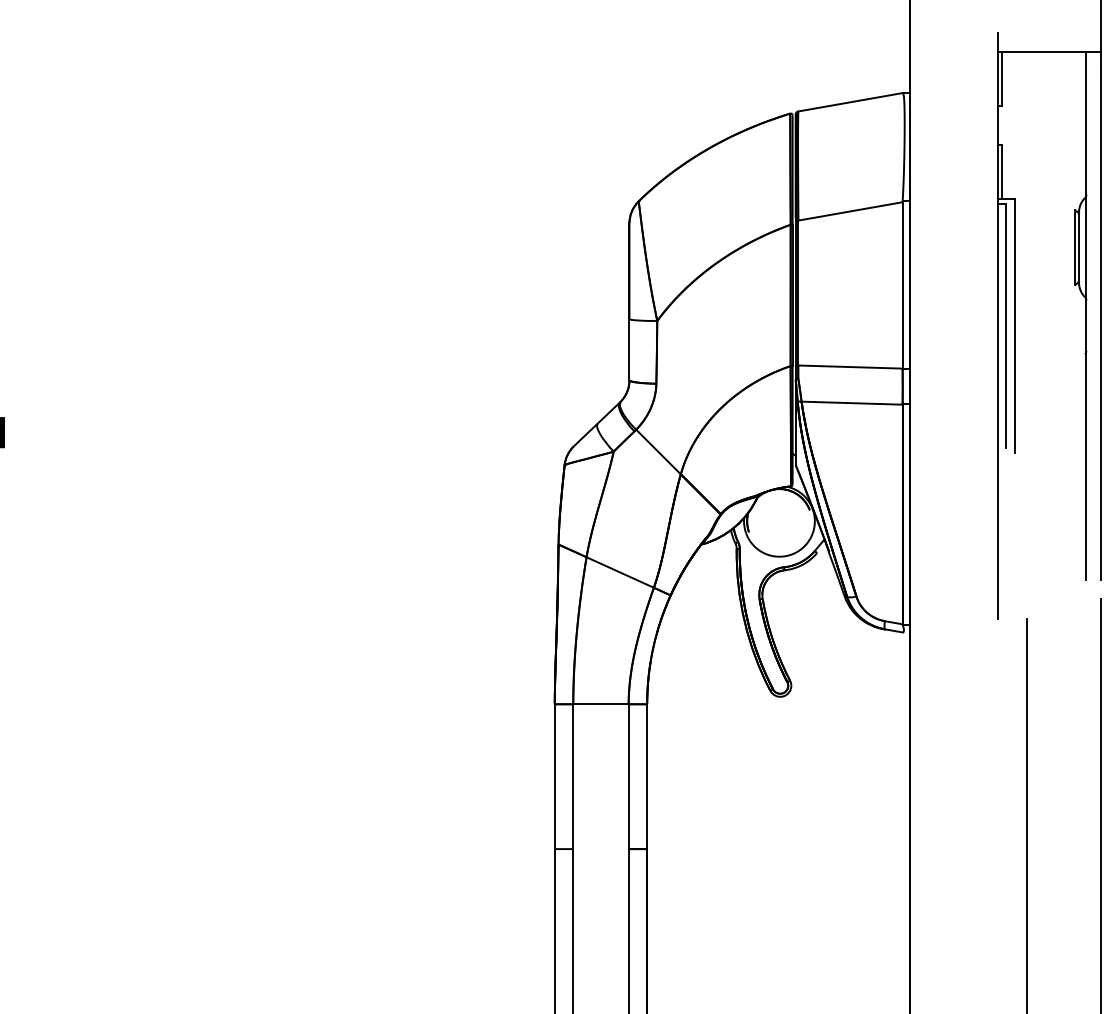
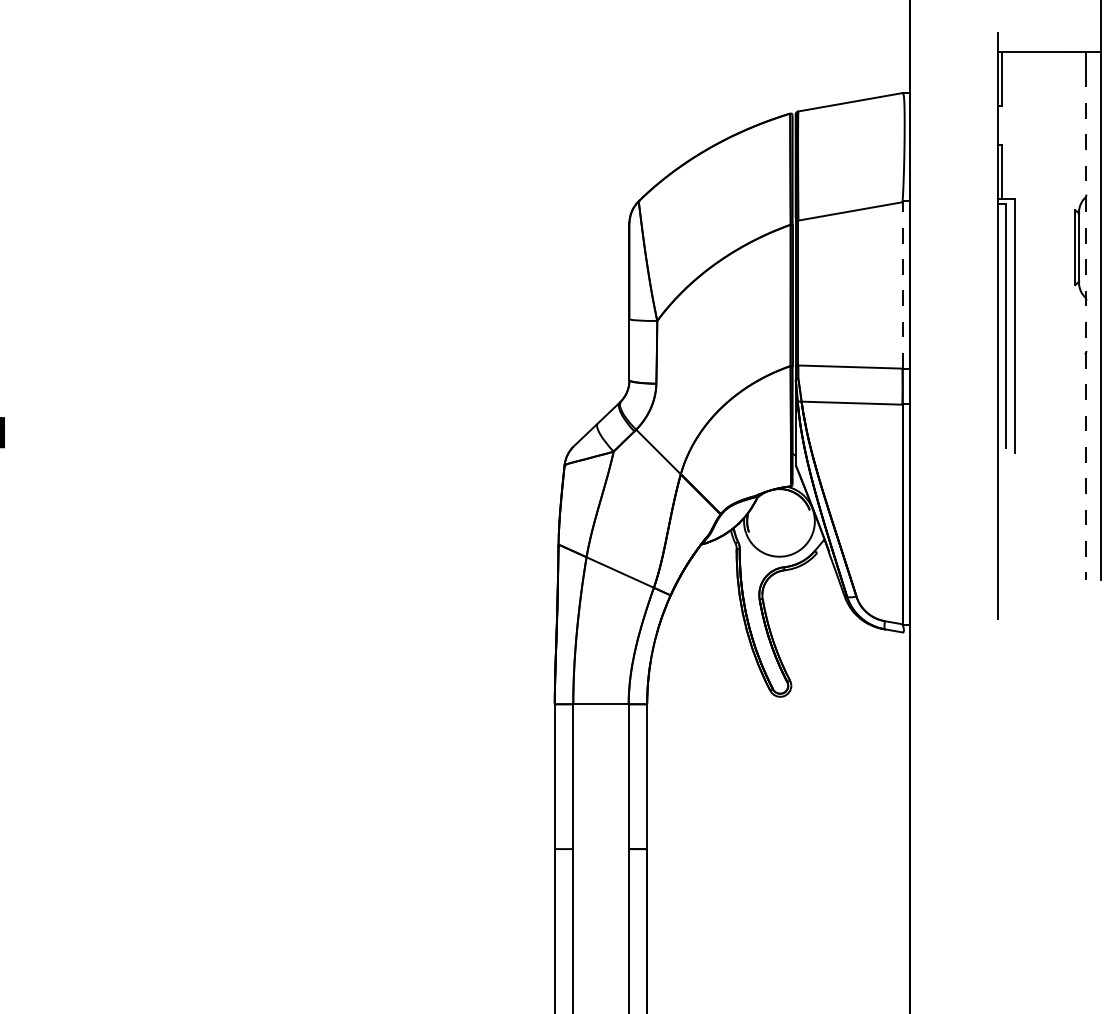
line: solid -> dashed (902, 284)
line: solid -> dashed (1086, 326)
line: present -> none (1101, 804)
line: present -> none (1026, 814)
